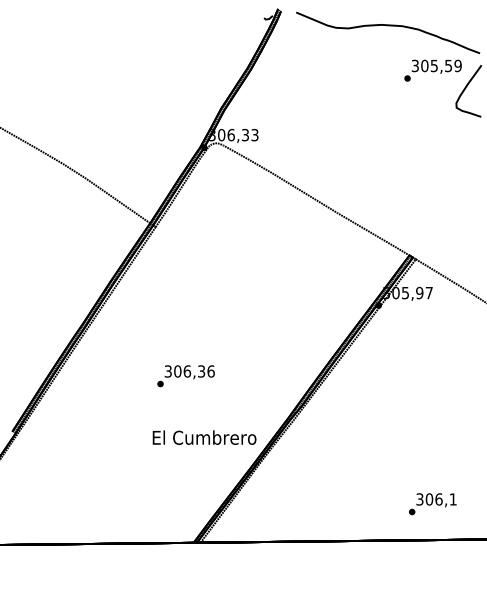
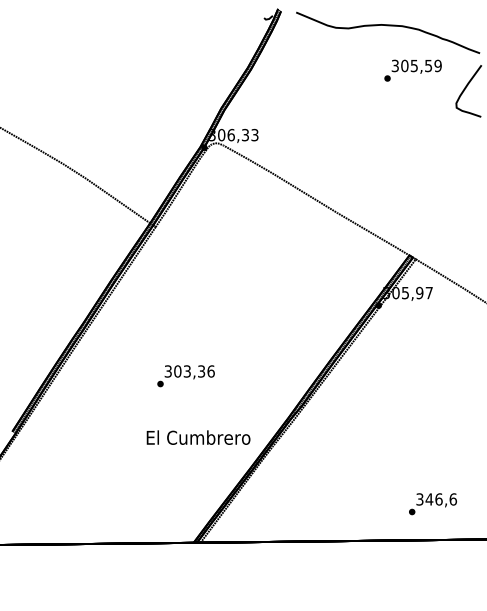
text position: (432, 70) -> (412, 70) (412, 70)
text: 306,36 -> 303,36 (187, 371)
text position: (204, 437) -> (198, 437) (198, 437)
text: 306,1 -> 346,6 (441, 499)
